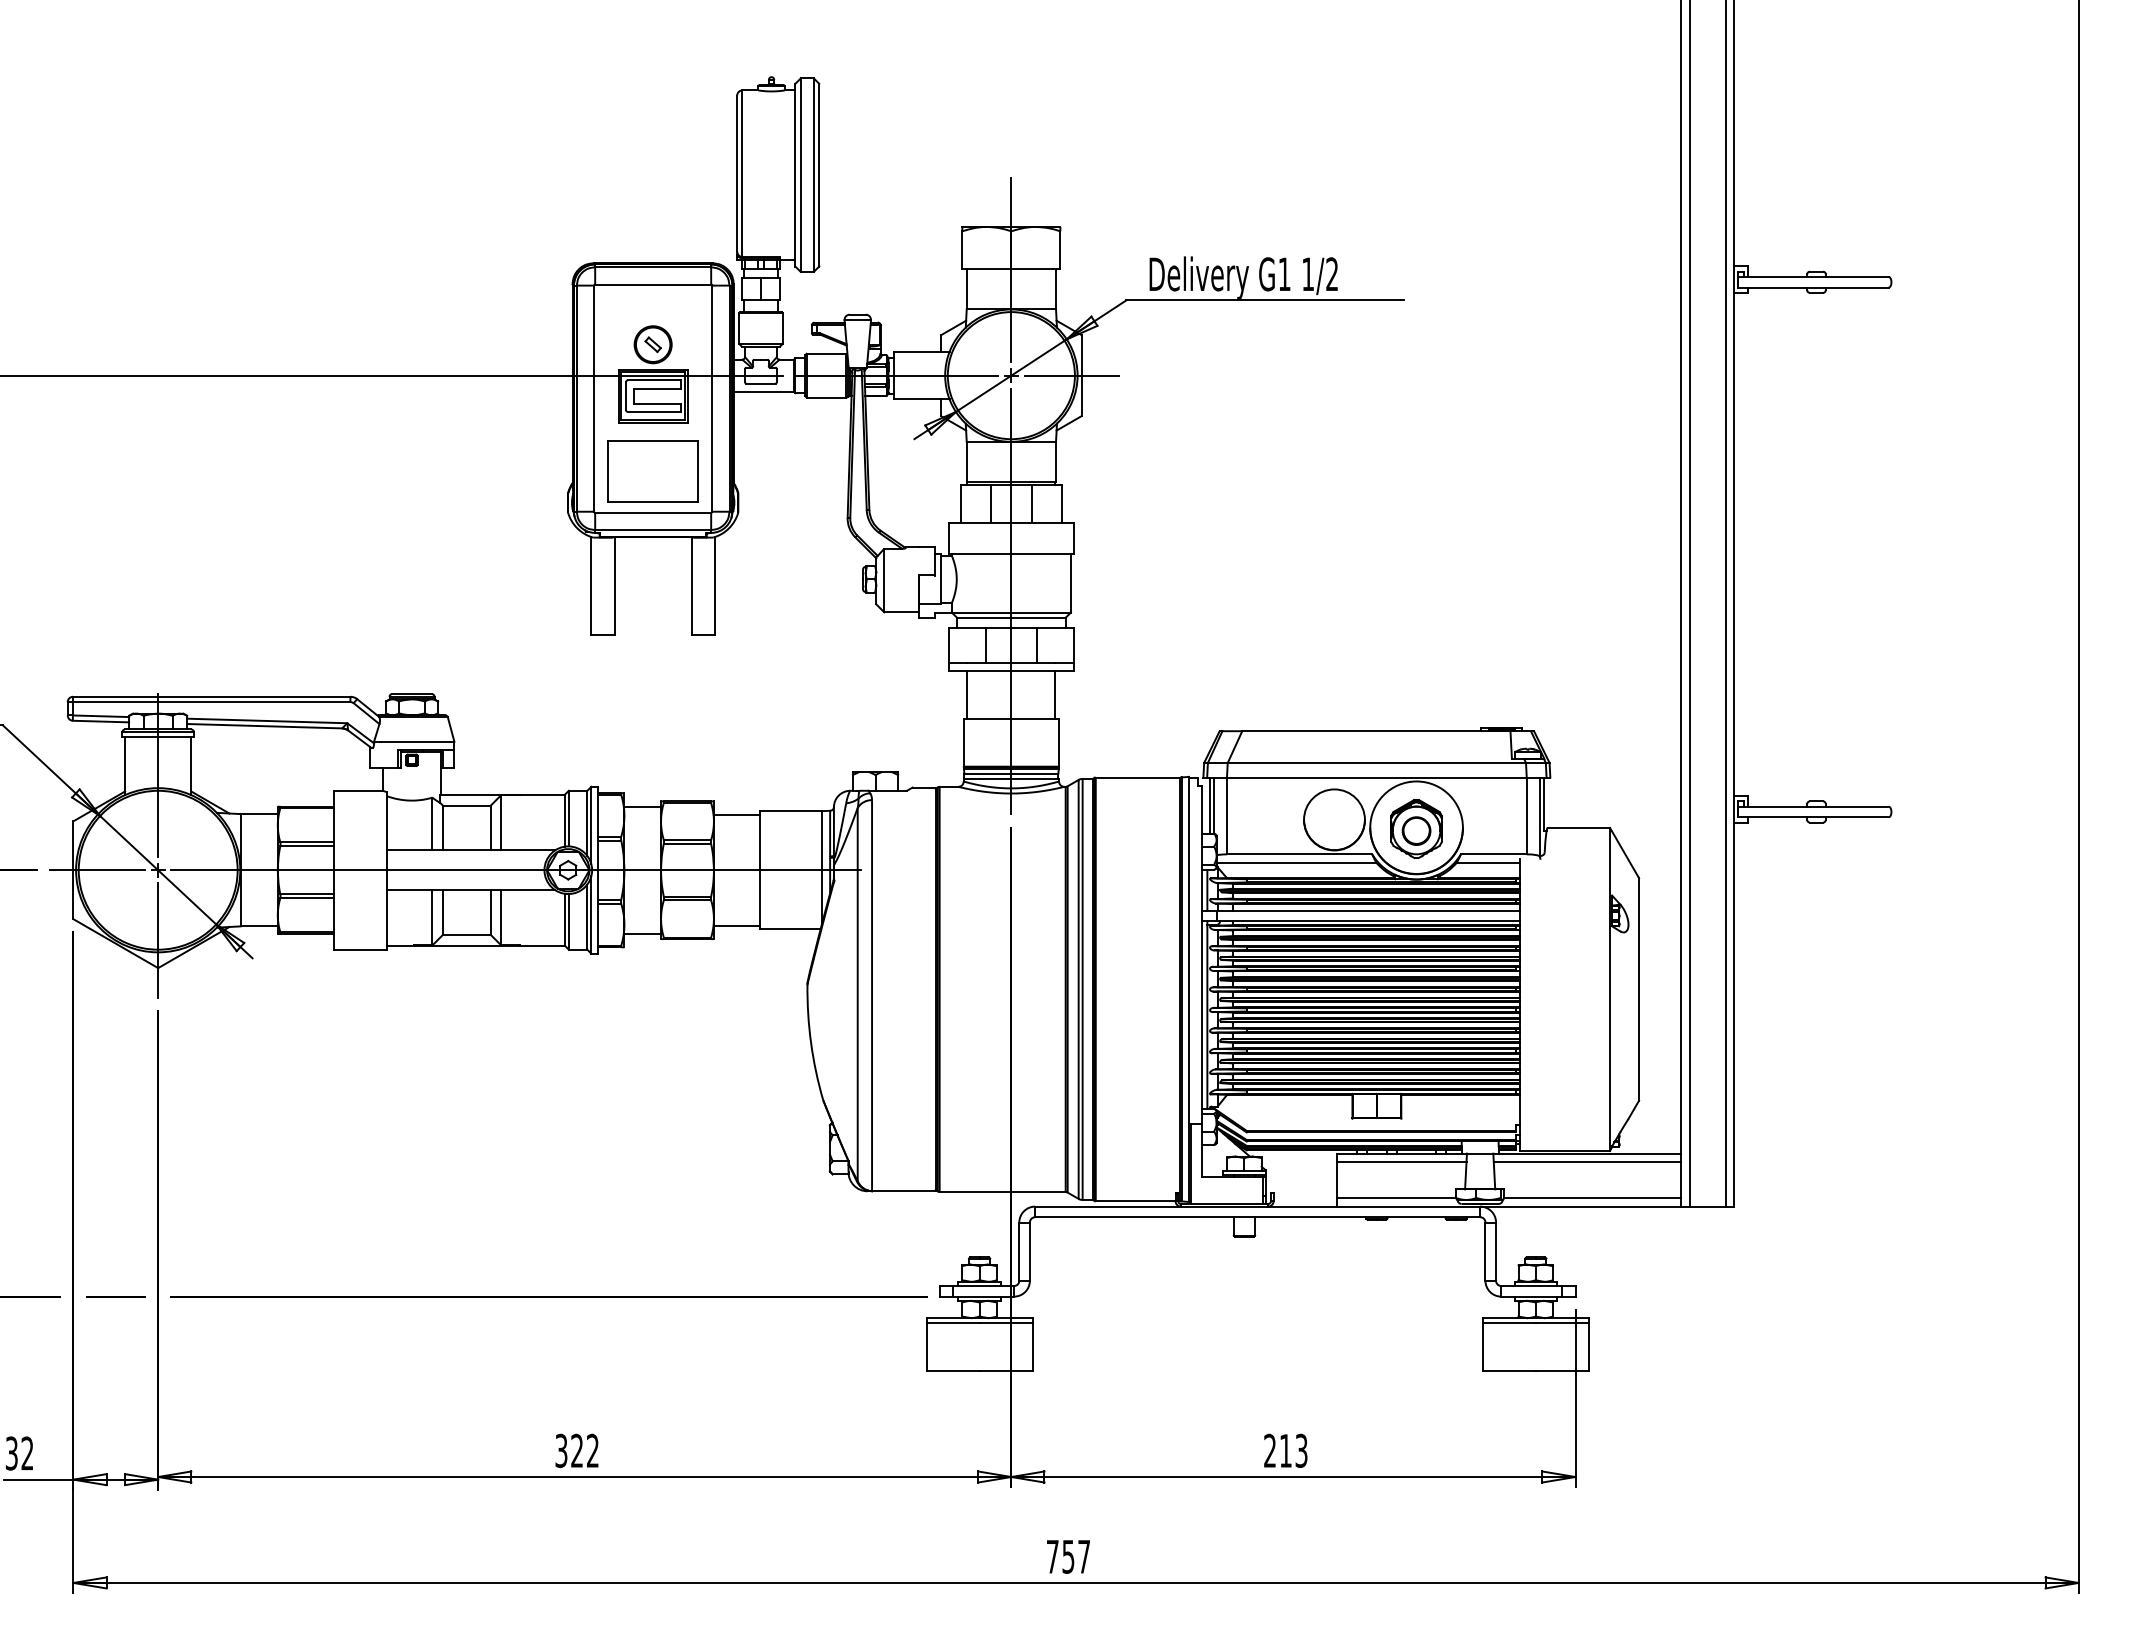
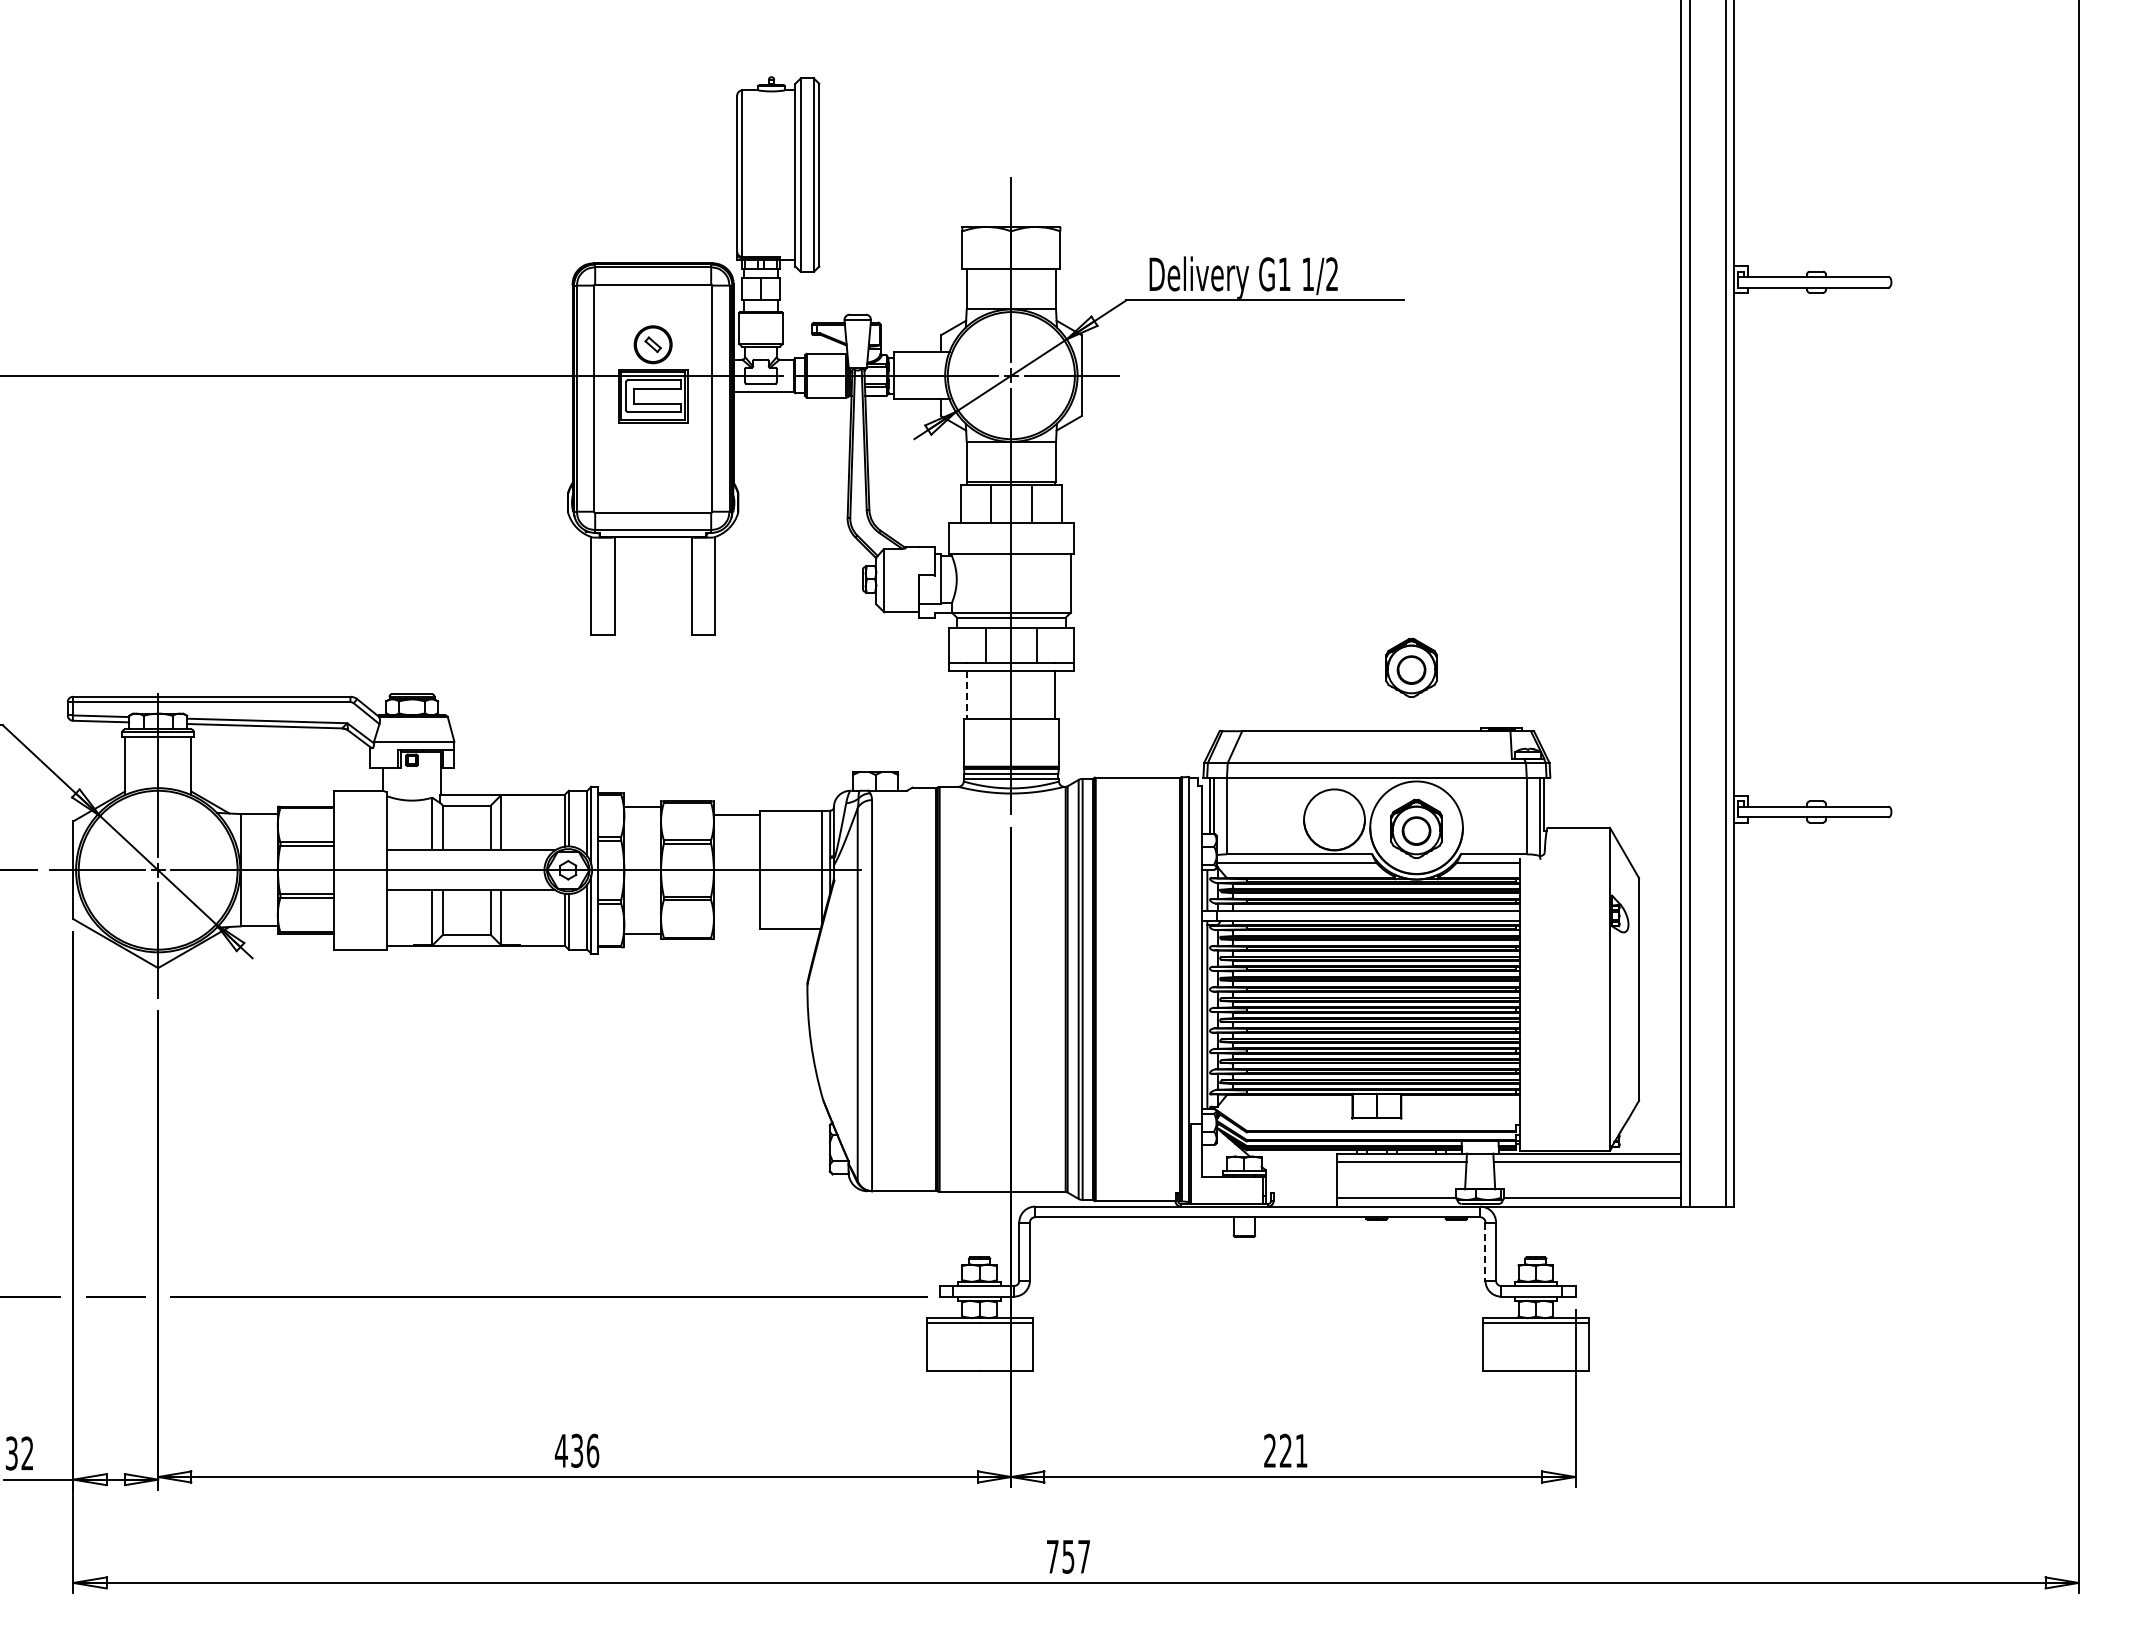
part: present -> none (652, 471)
part: none -> present (1411, 667)
line: solid -> dashed (967, 695)
line: present -> none (736, 925)
line: solid -> dashed (1485, 1252)
text: 322 -> 436 (576, 1450)
text: 213 -> 221 (1293, 1450)
